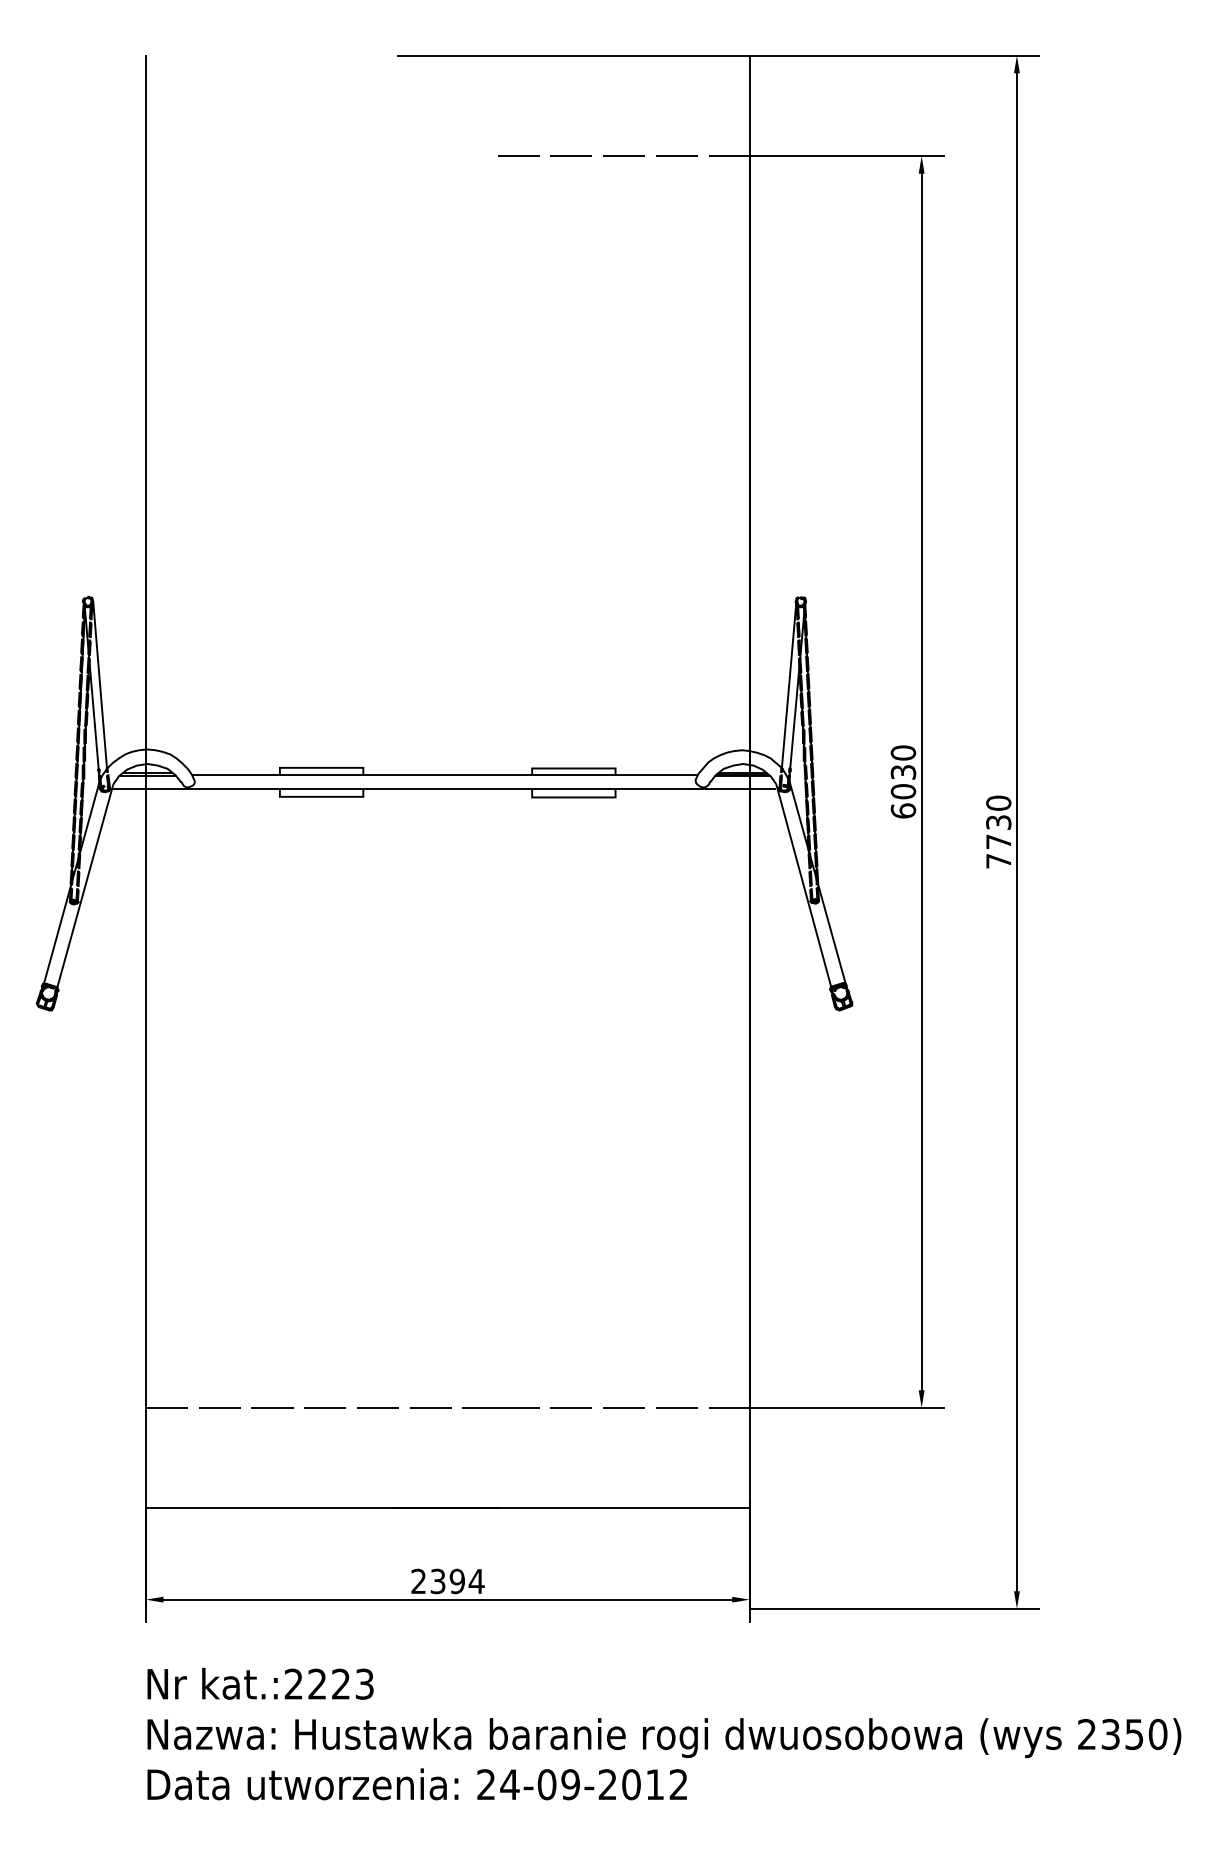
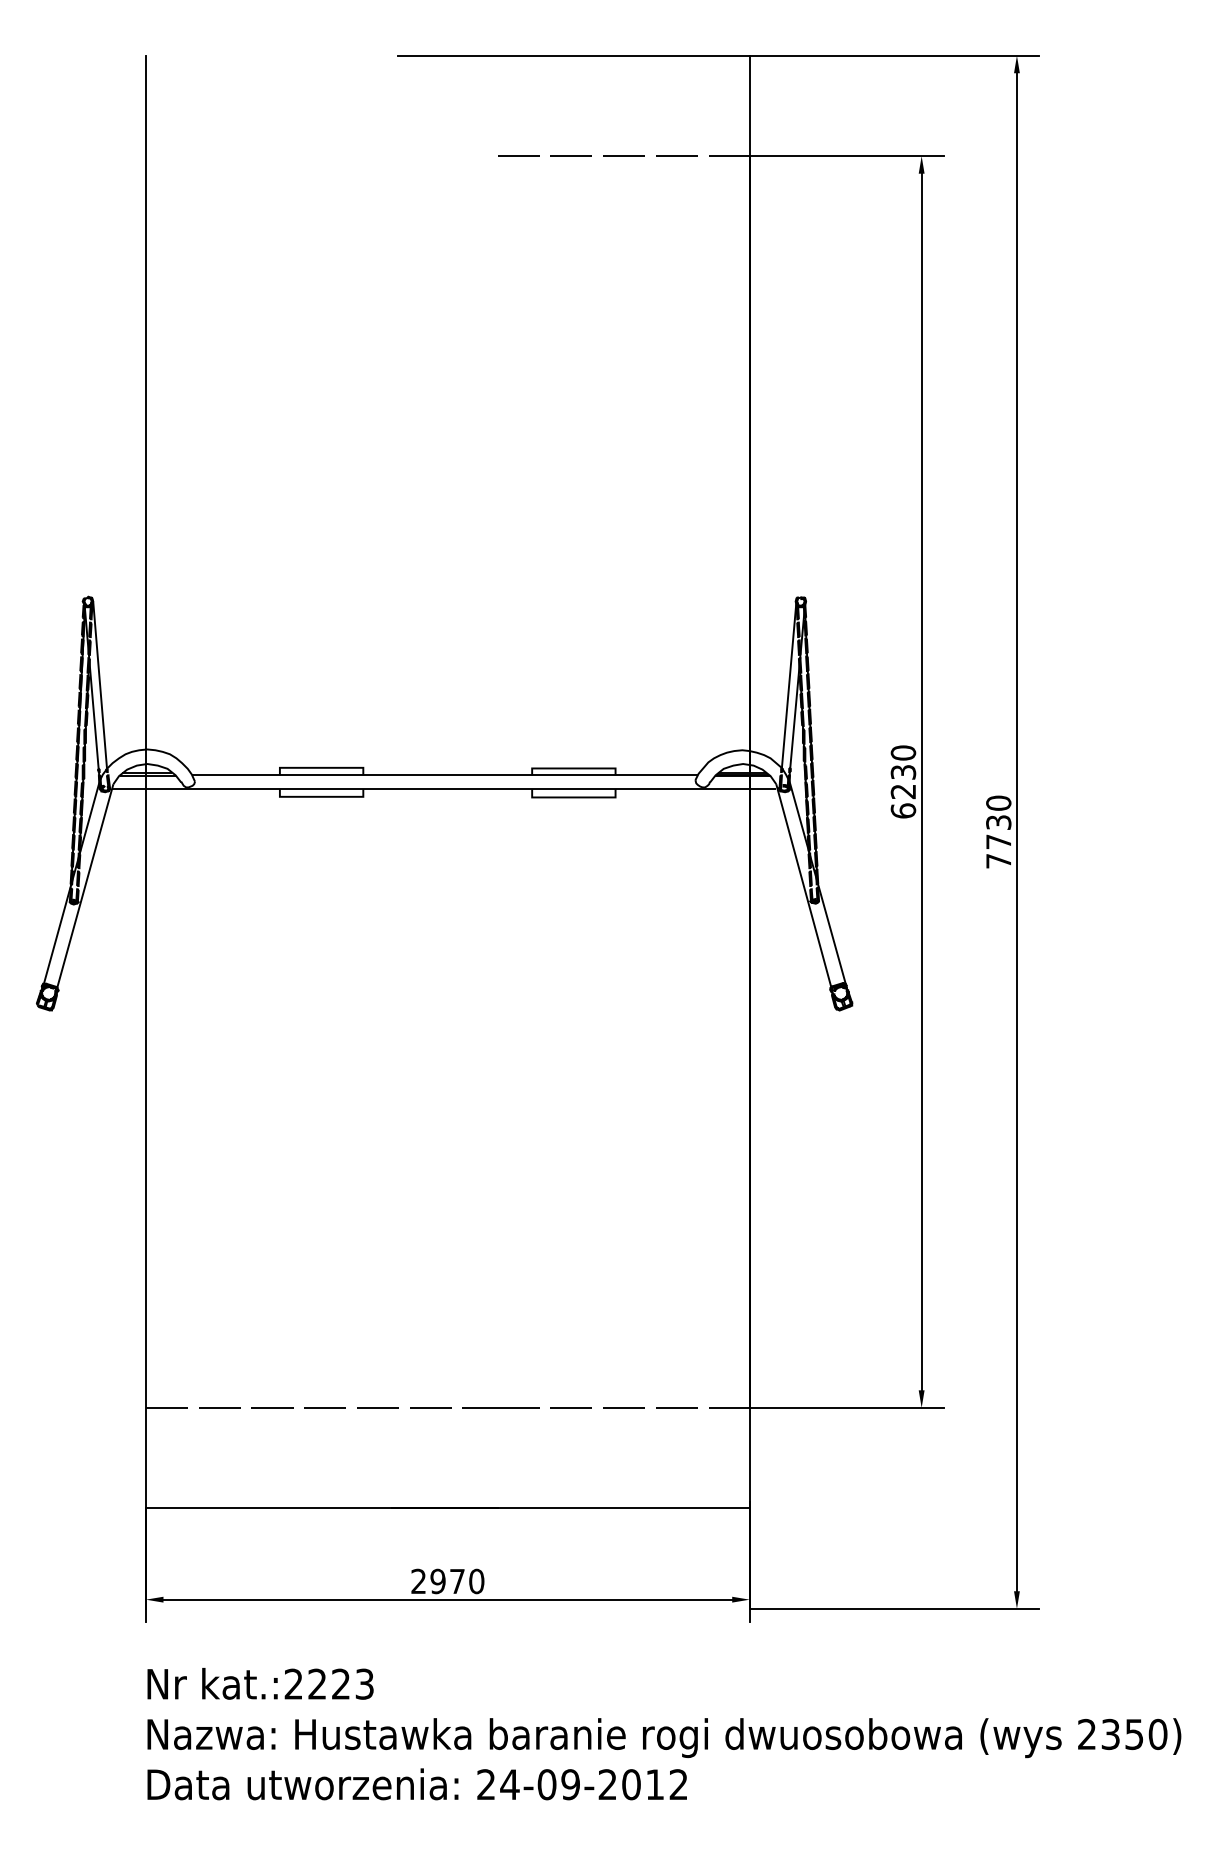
text: 6030 -> 6230 (903, 791)
text: 2394 -> 2970 (457, 1581)
